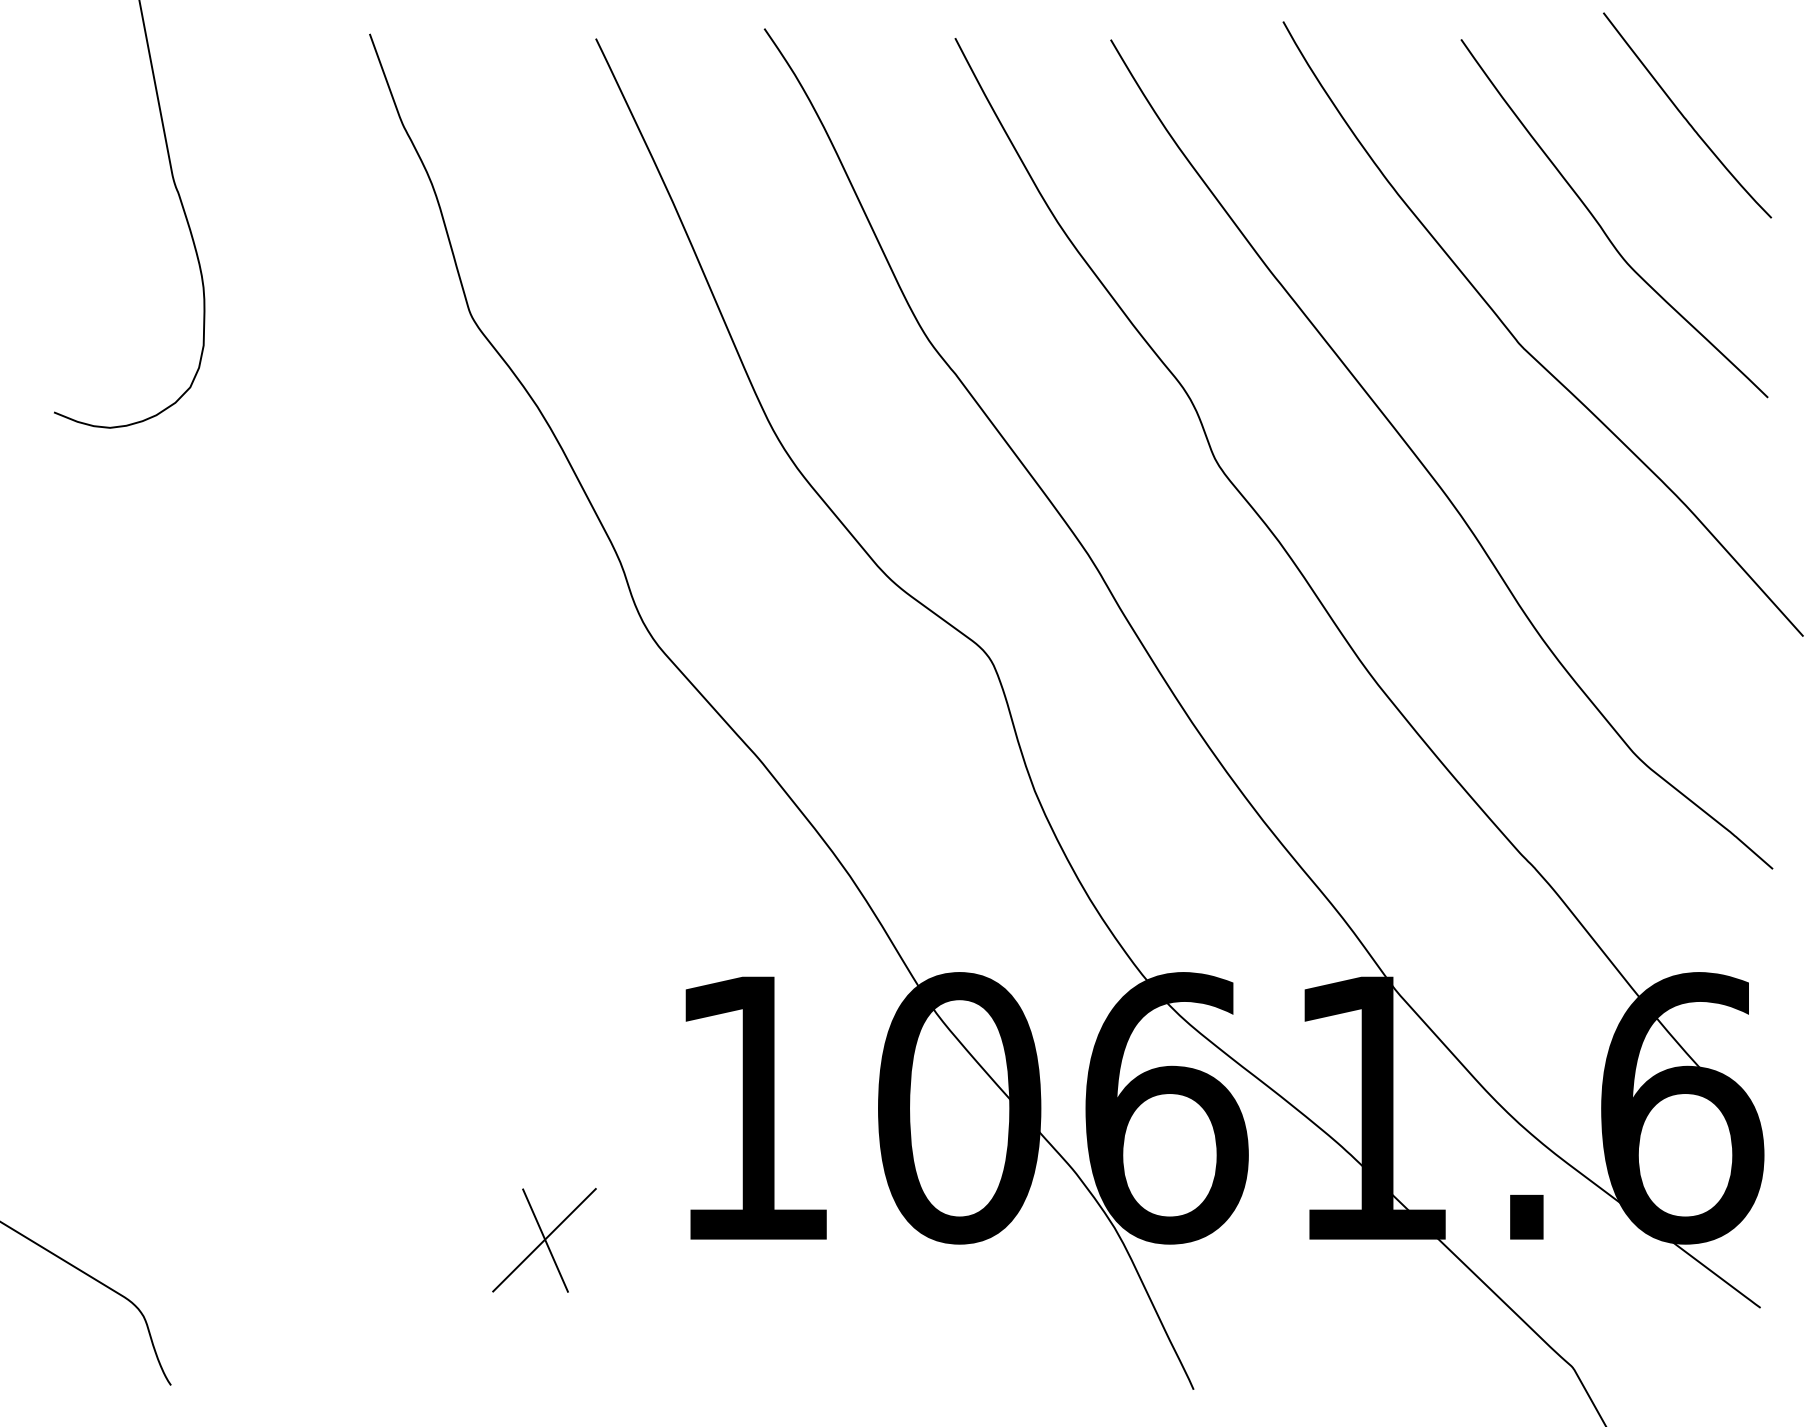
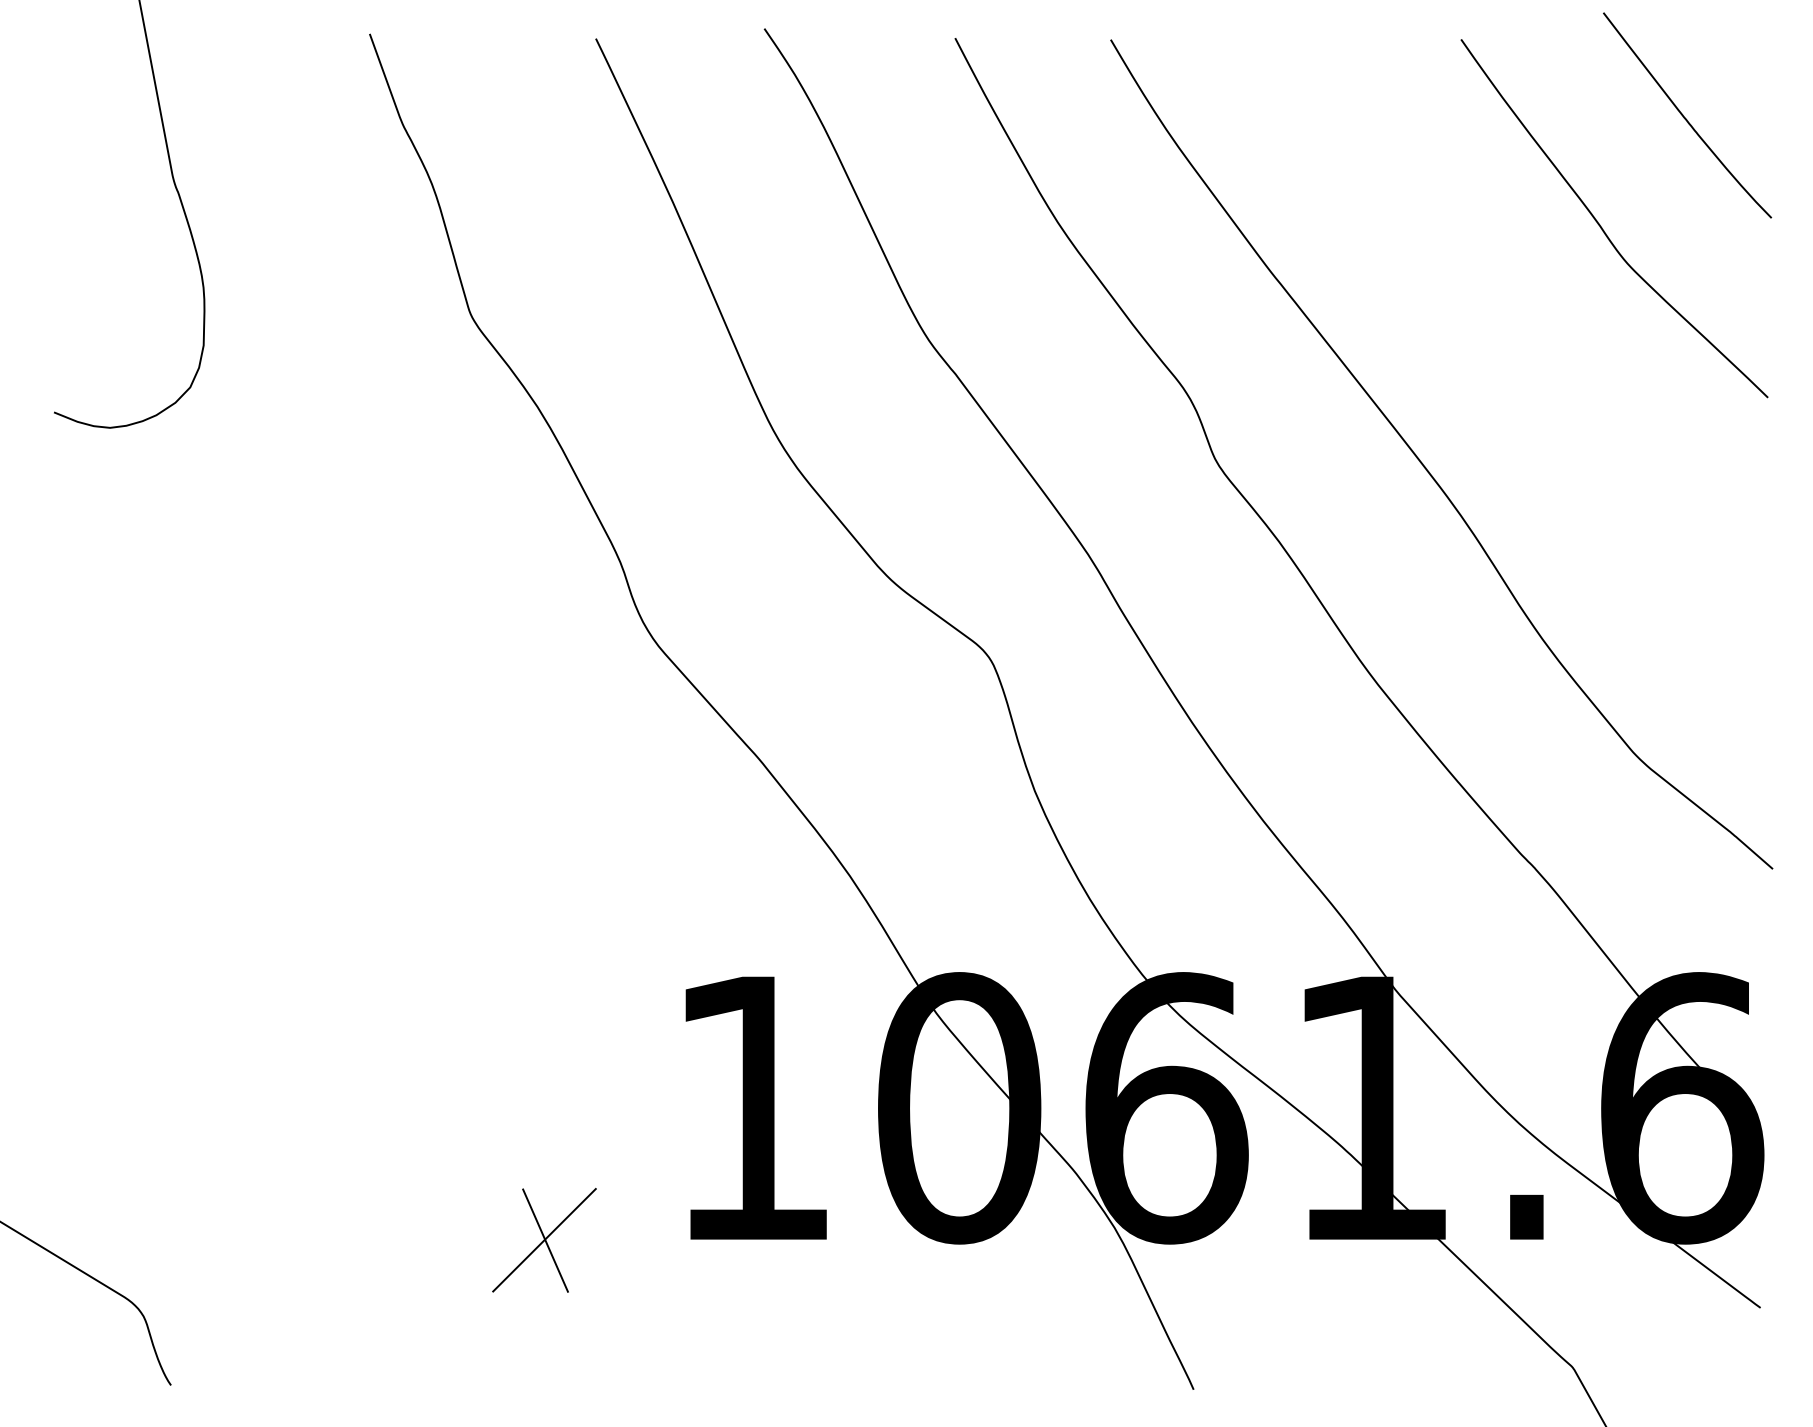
curve: present -> none (1523, 346)
